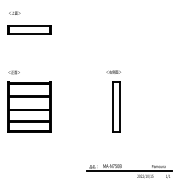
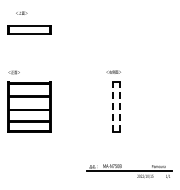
text position: (14, 12) -> (21, 12) (21, 12)
line: solid -> dashed (112, 107)
line: solid -> dashed (120, 107)
